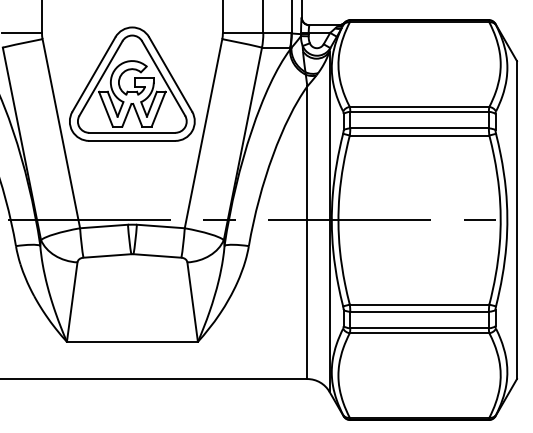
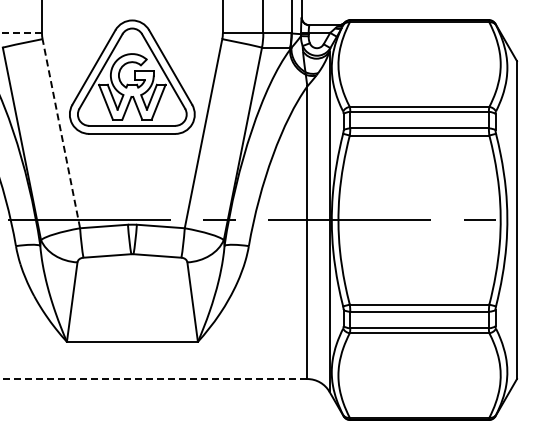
line: solid -> dashed (21, 33)
part position: (132, 83) -> (132, 76) (132, 76)
line: solid -> dashed (61, 133)
line: solid -> dashed (153, 379)
